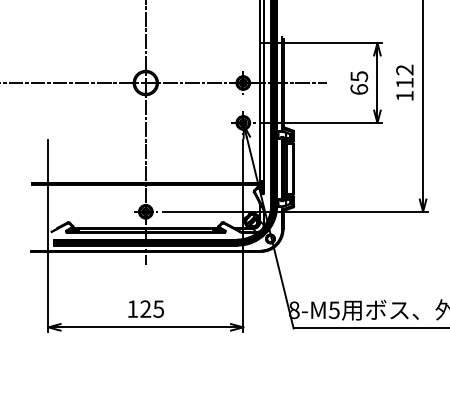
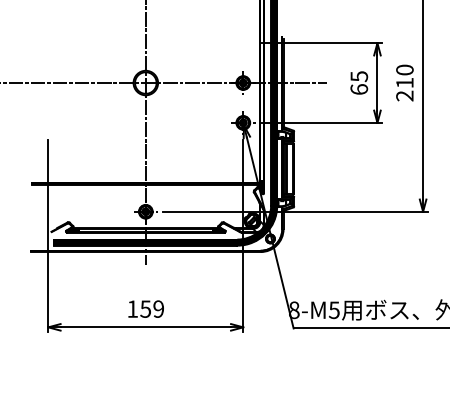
text: 112 -> 210 (404, 82)
text: 125 -> 159 (151, 308)
